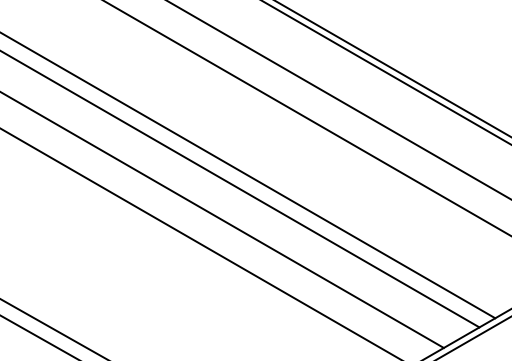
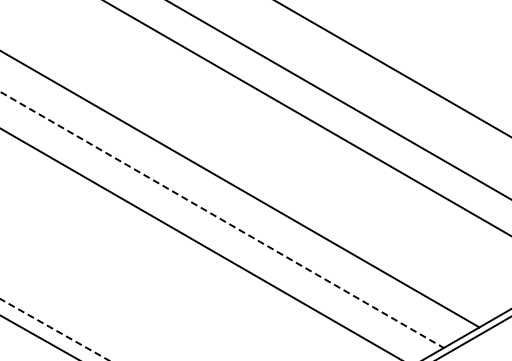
line: present -> none (386, 72)
line: present -> none (248, 175)
line: solid -> dashed (222, 219)
line: solid -> dashed (54, 329)
